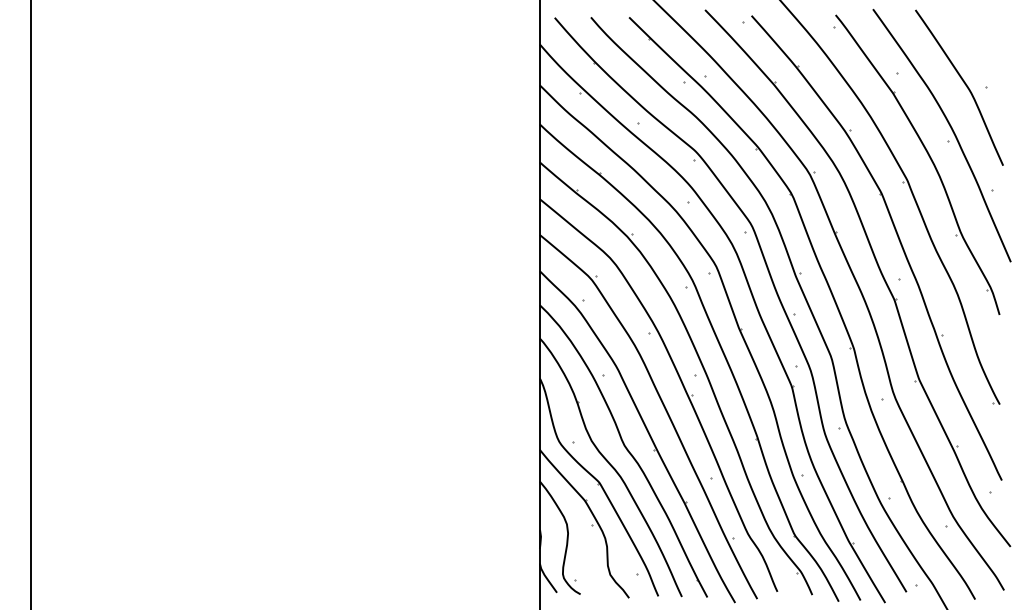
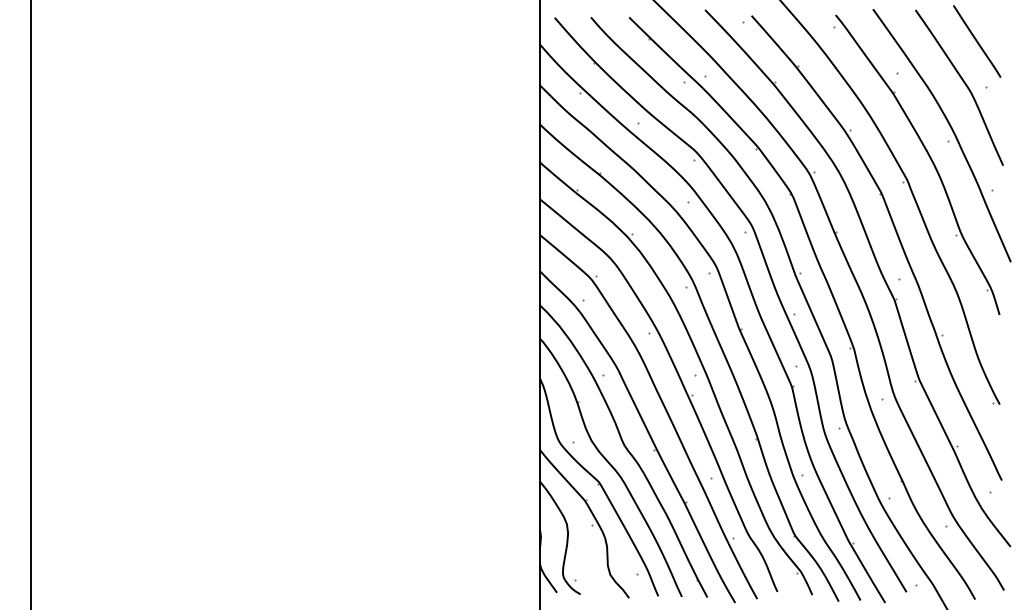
line: none -> present (977, 41)
